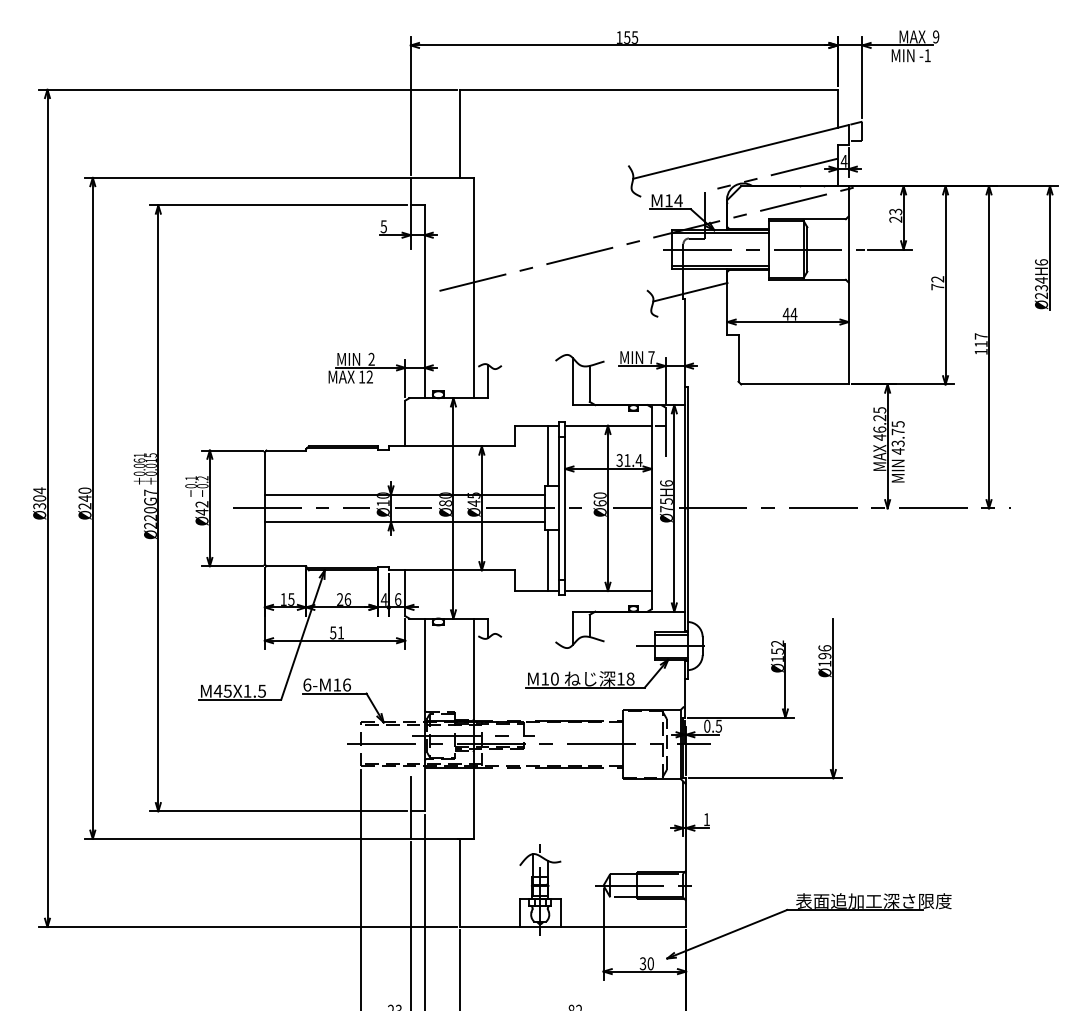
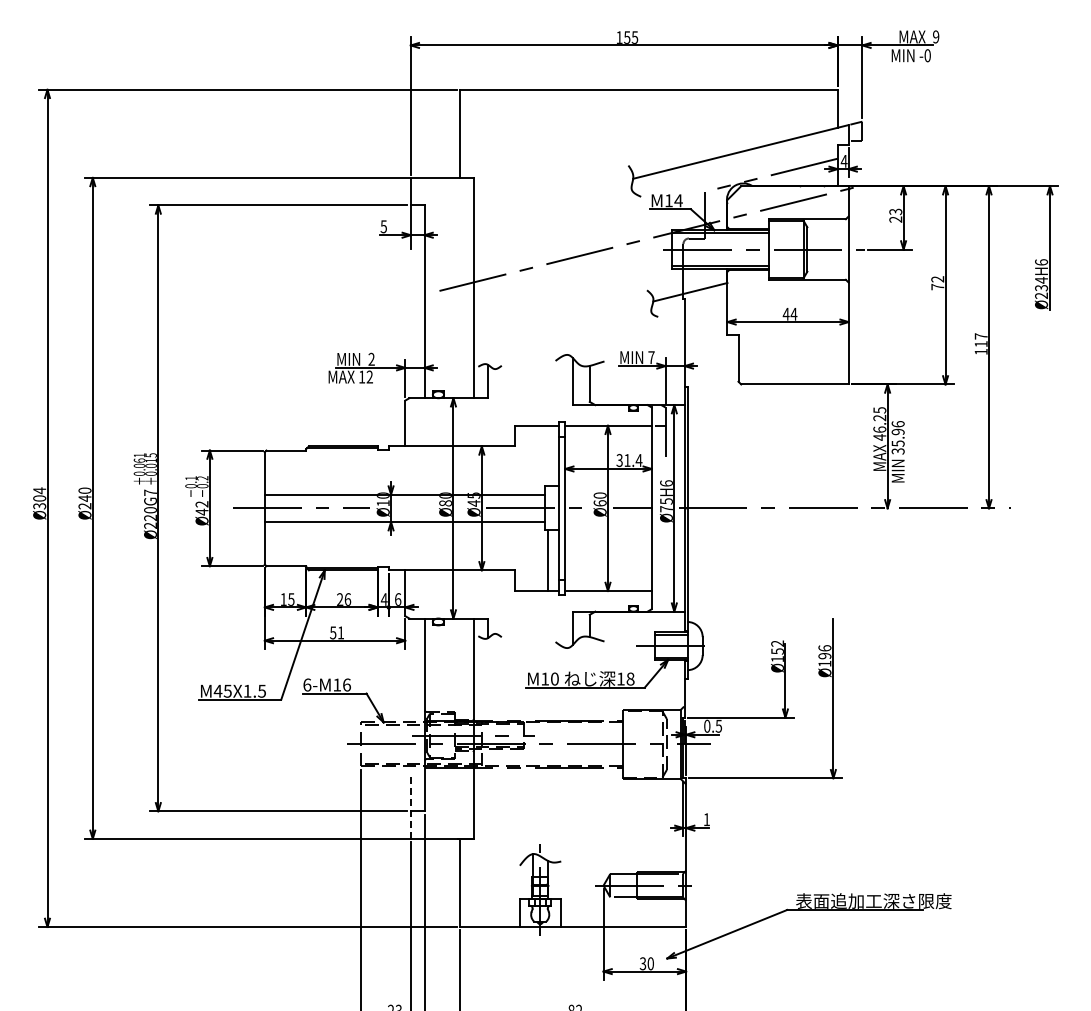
text: -1 -> -0 (927, 55)
text: 43.75 -> 35.96 (897, 437)
line: present -> none (548, 455)
line: present -> none (413, 508)
line: solid -> dashed (410, 807)
